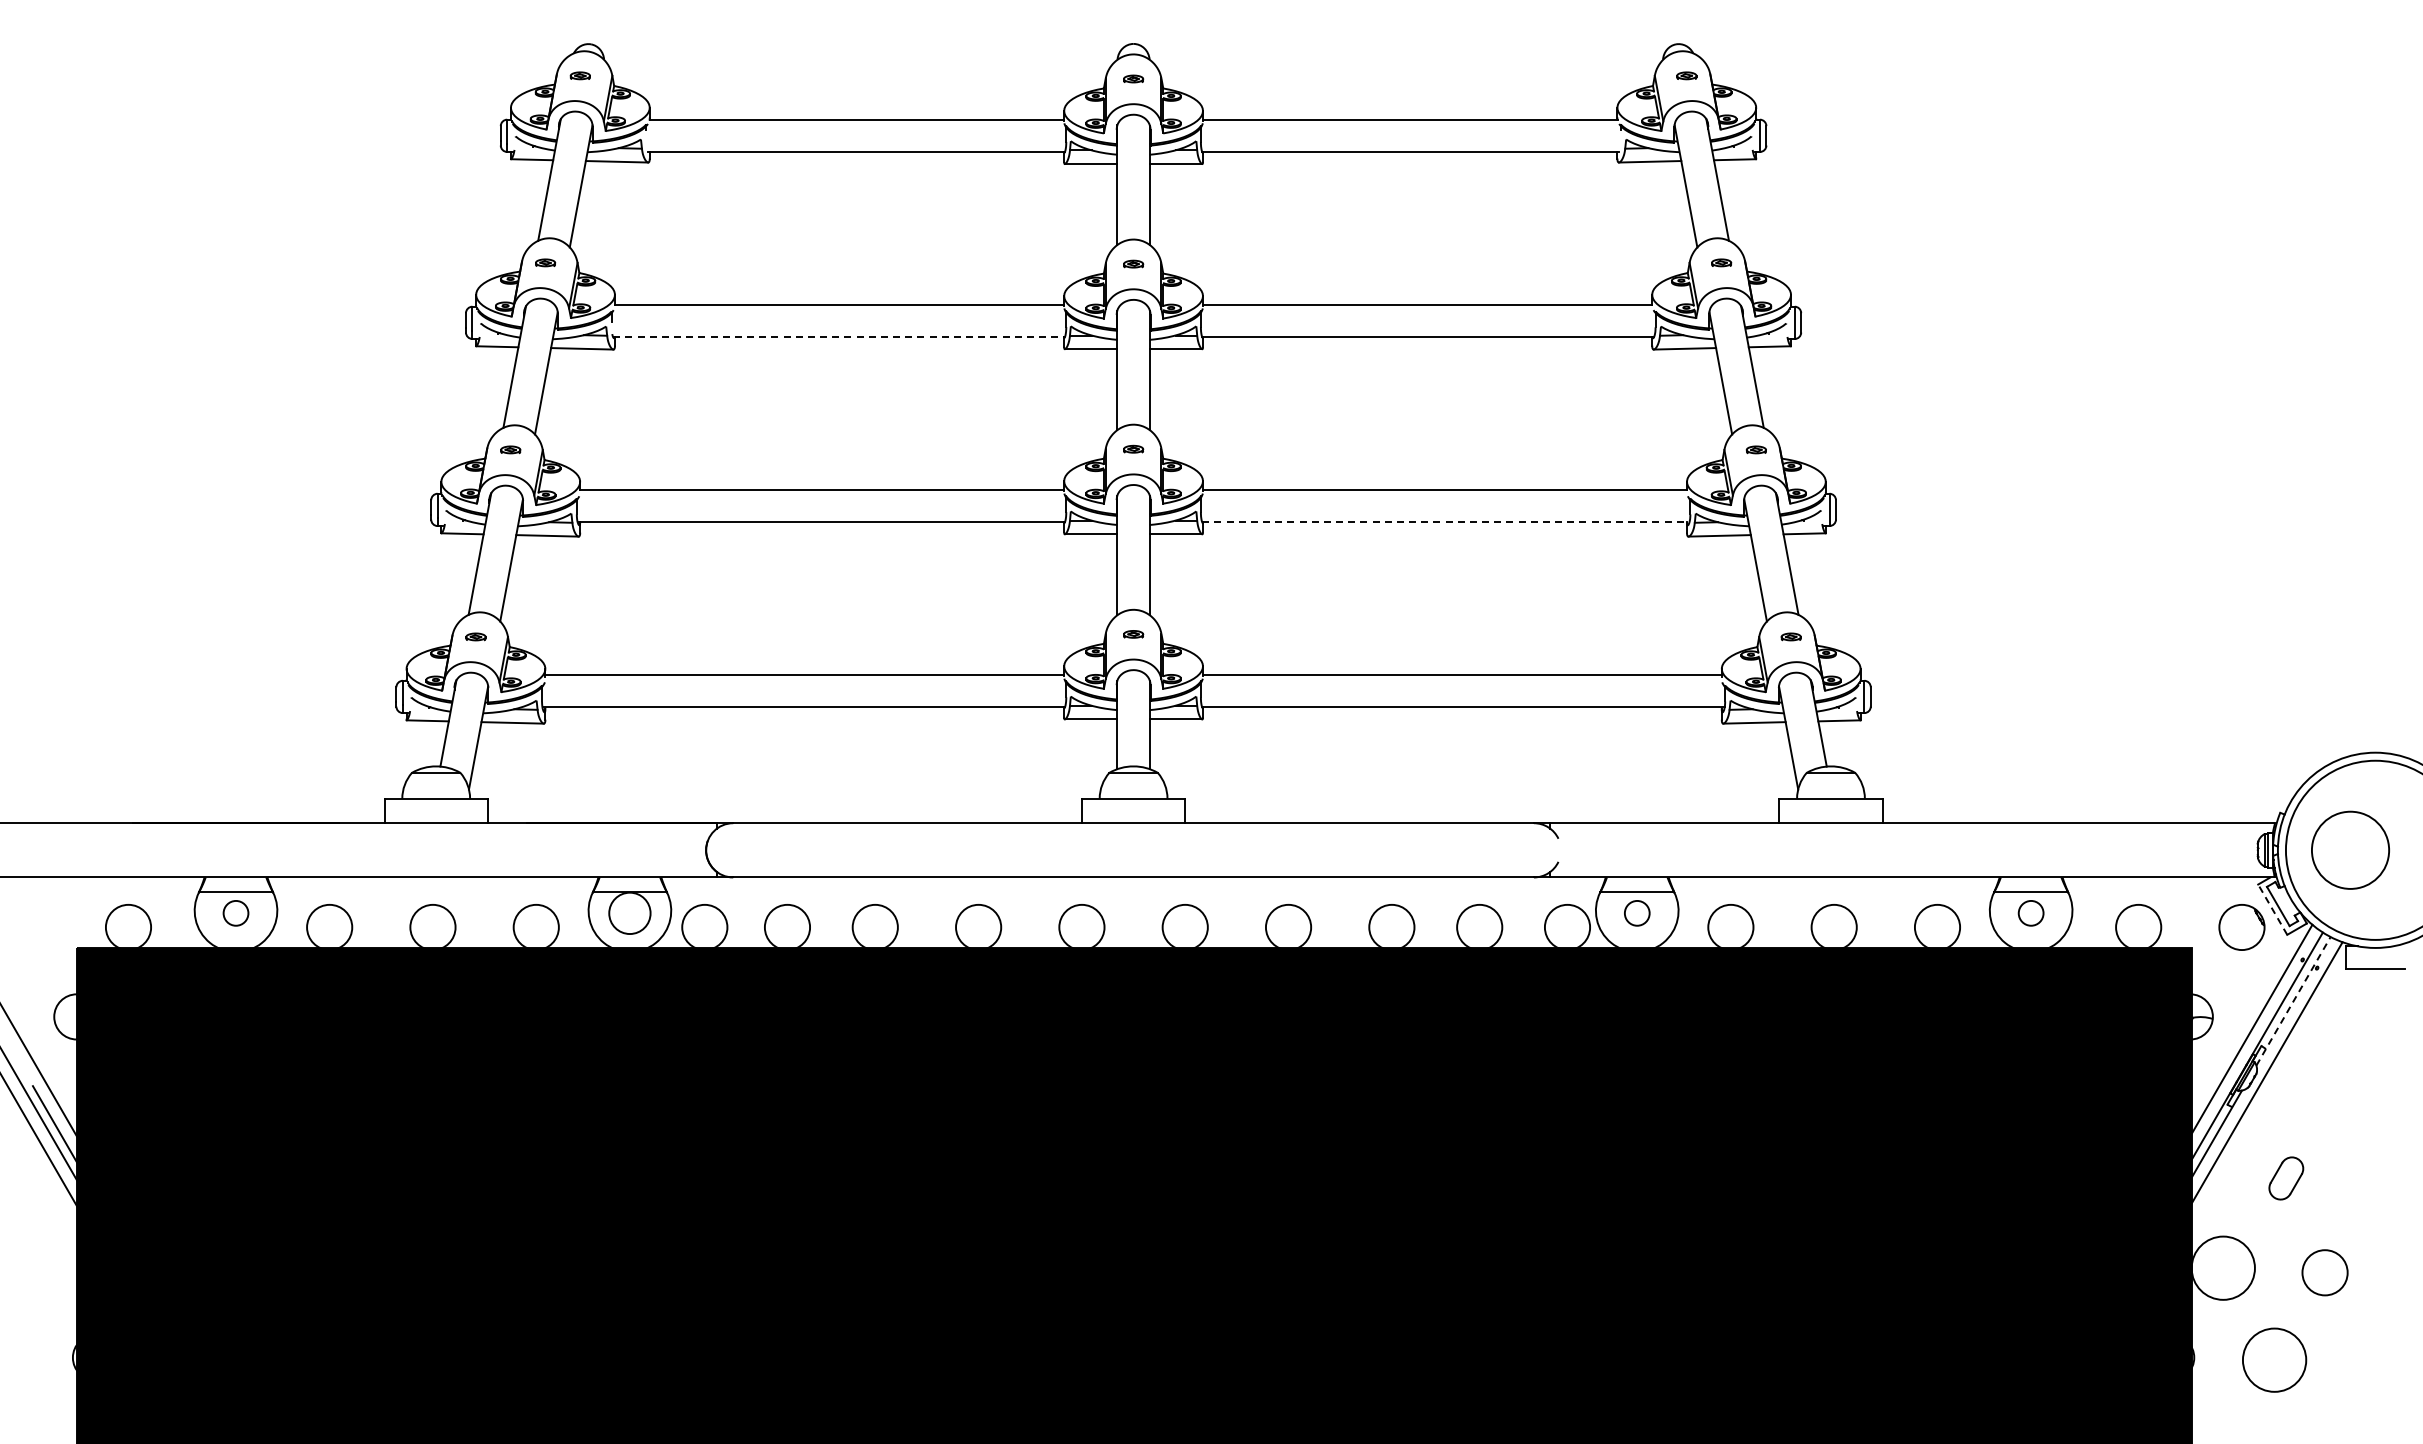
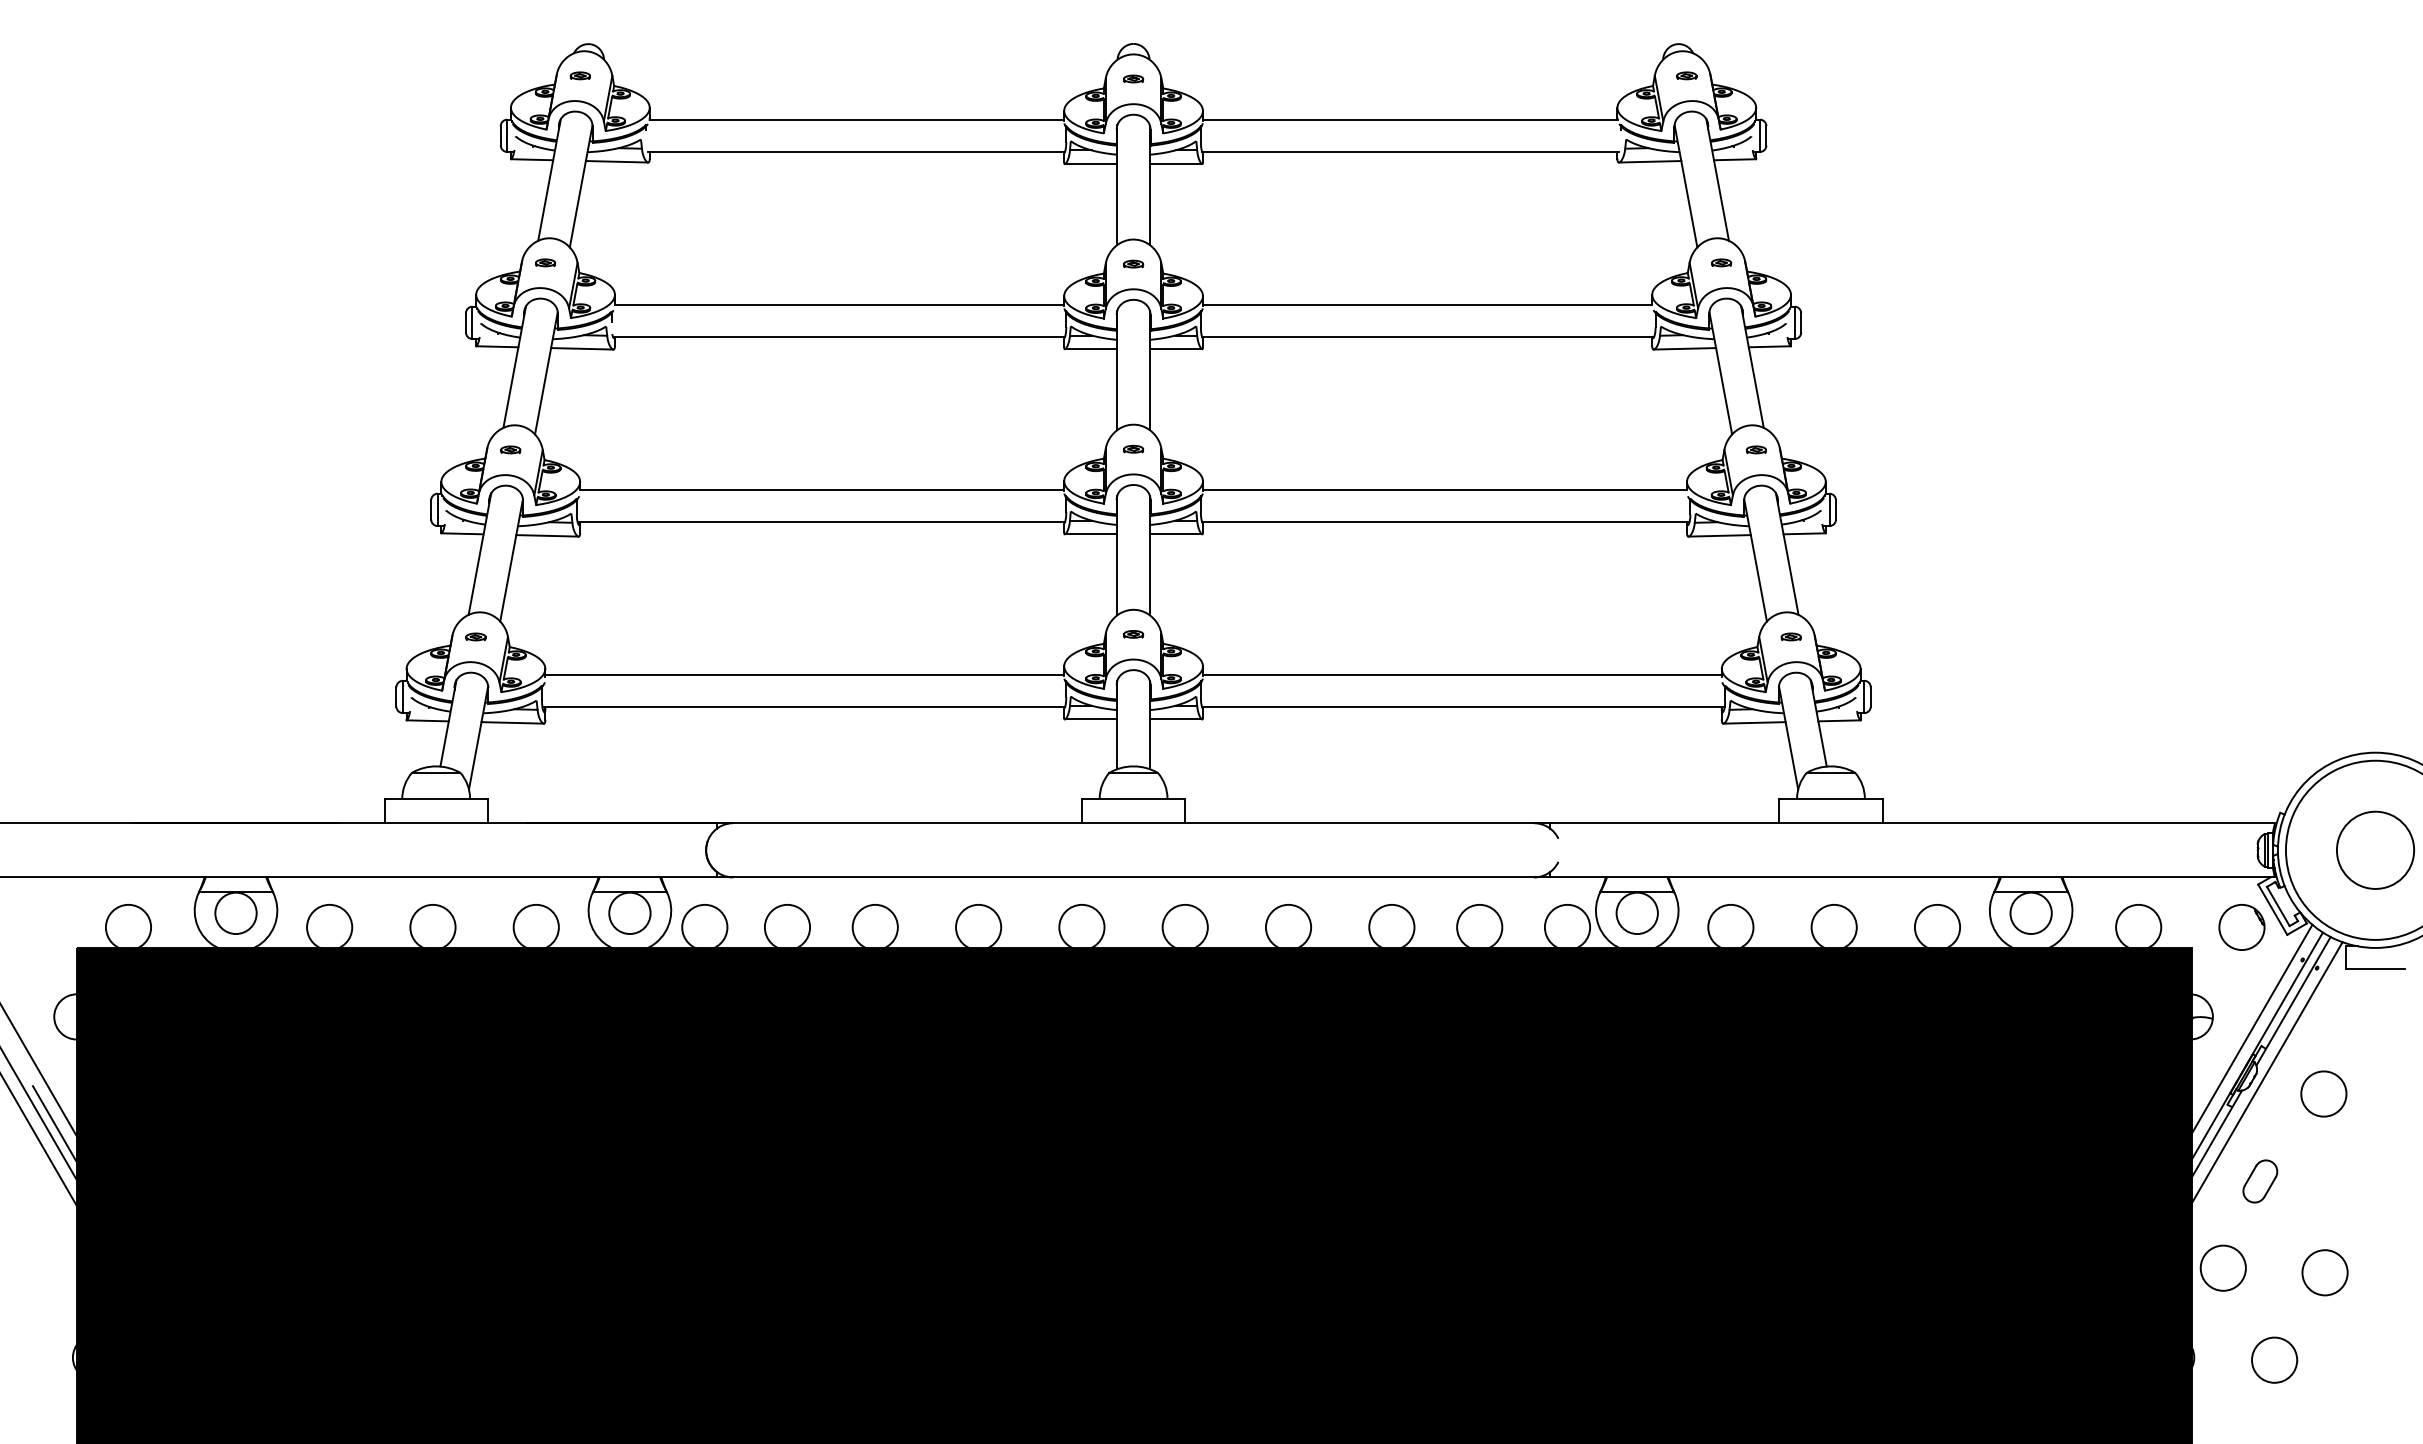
line: dashed -> solid (839, 337)
line: dashed -> solid (1445, 522)
circle position: (2350, 849) -> (2375, 849) (2375, 849)
line: dashed -> solid (2272, 909)
circle diameter: 25 px -> 41 px (235, 913)
circle diameter: 25 px -> 41 px (1636, 913)
circle diameter: 25 px -> 41 px (2030, 913)
line: dashed -> solid (2293, 1000)
circle: none -> present (2323, 1093)
part position: (2286, 1178) -> (2260, 1181) (2260, 1181)
circle diameter: 63 px -> 45 px (2222, 1267)
circle diameter: 63 px -> 45 px (2274, 1359)
